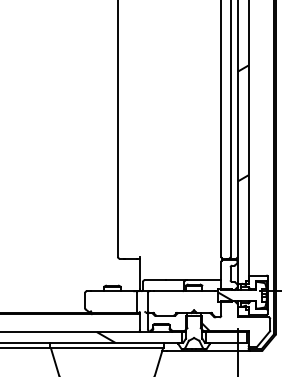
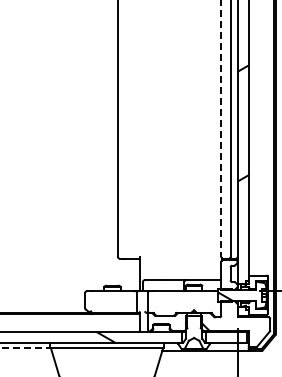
line: solid -> dashed (221, 128)
line: solid -> dashed (25, 348)
